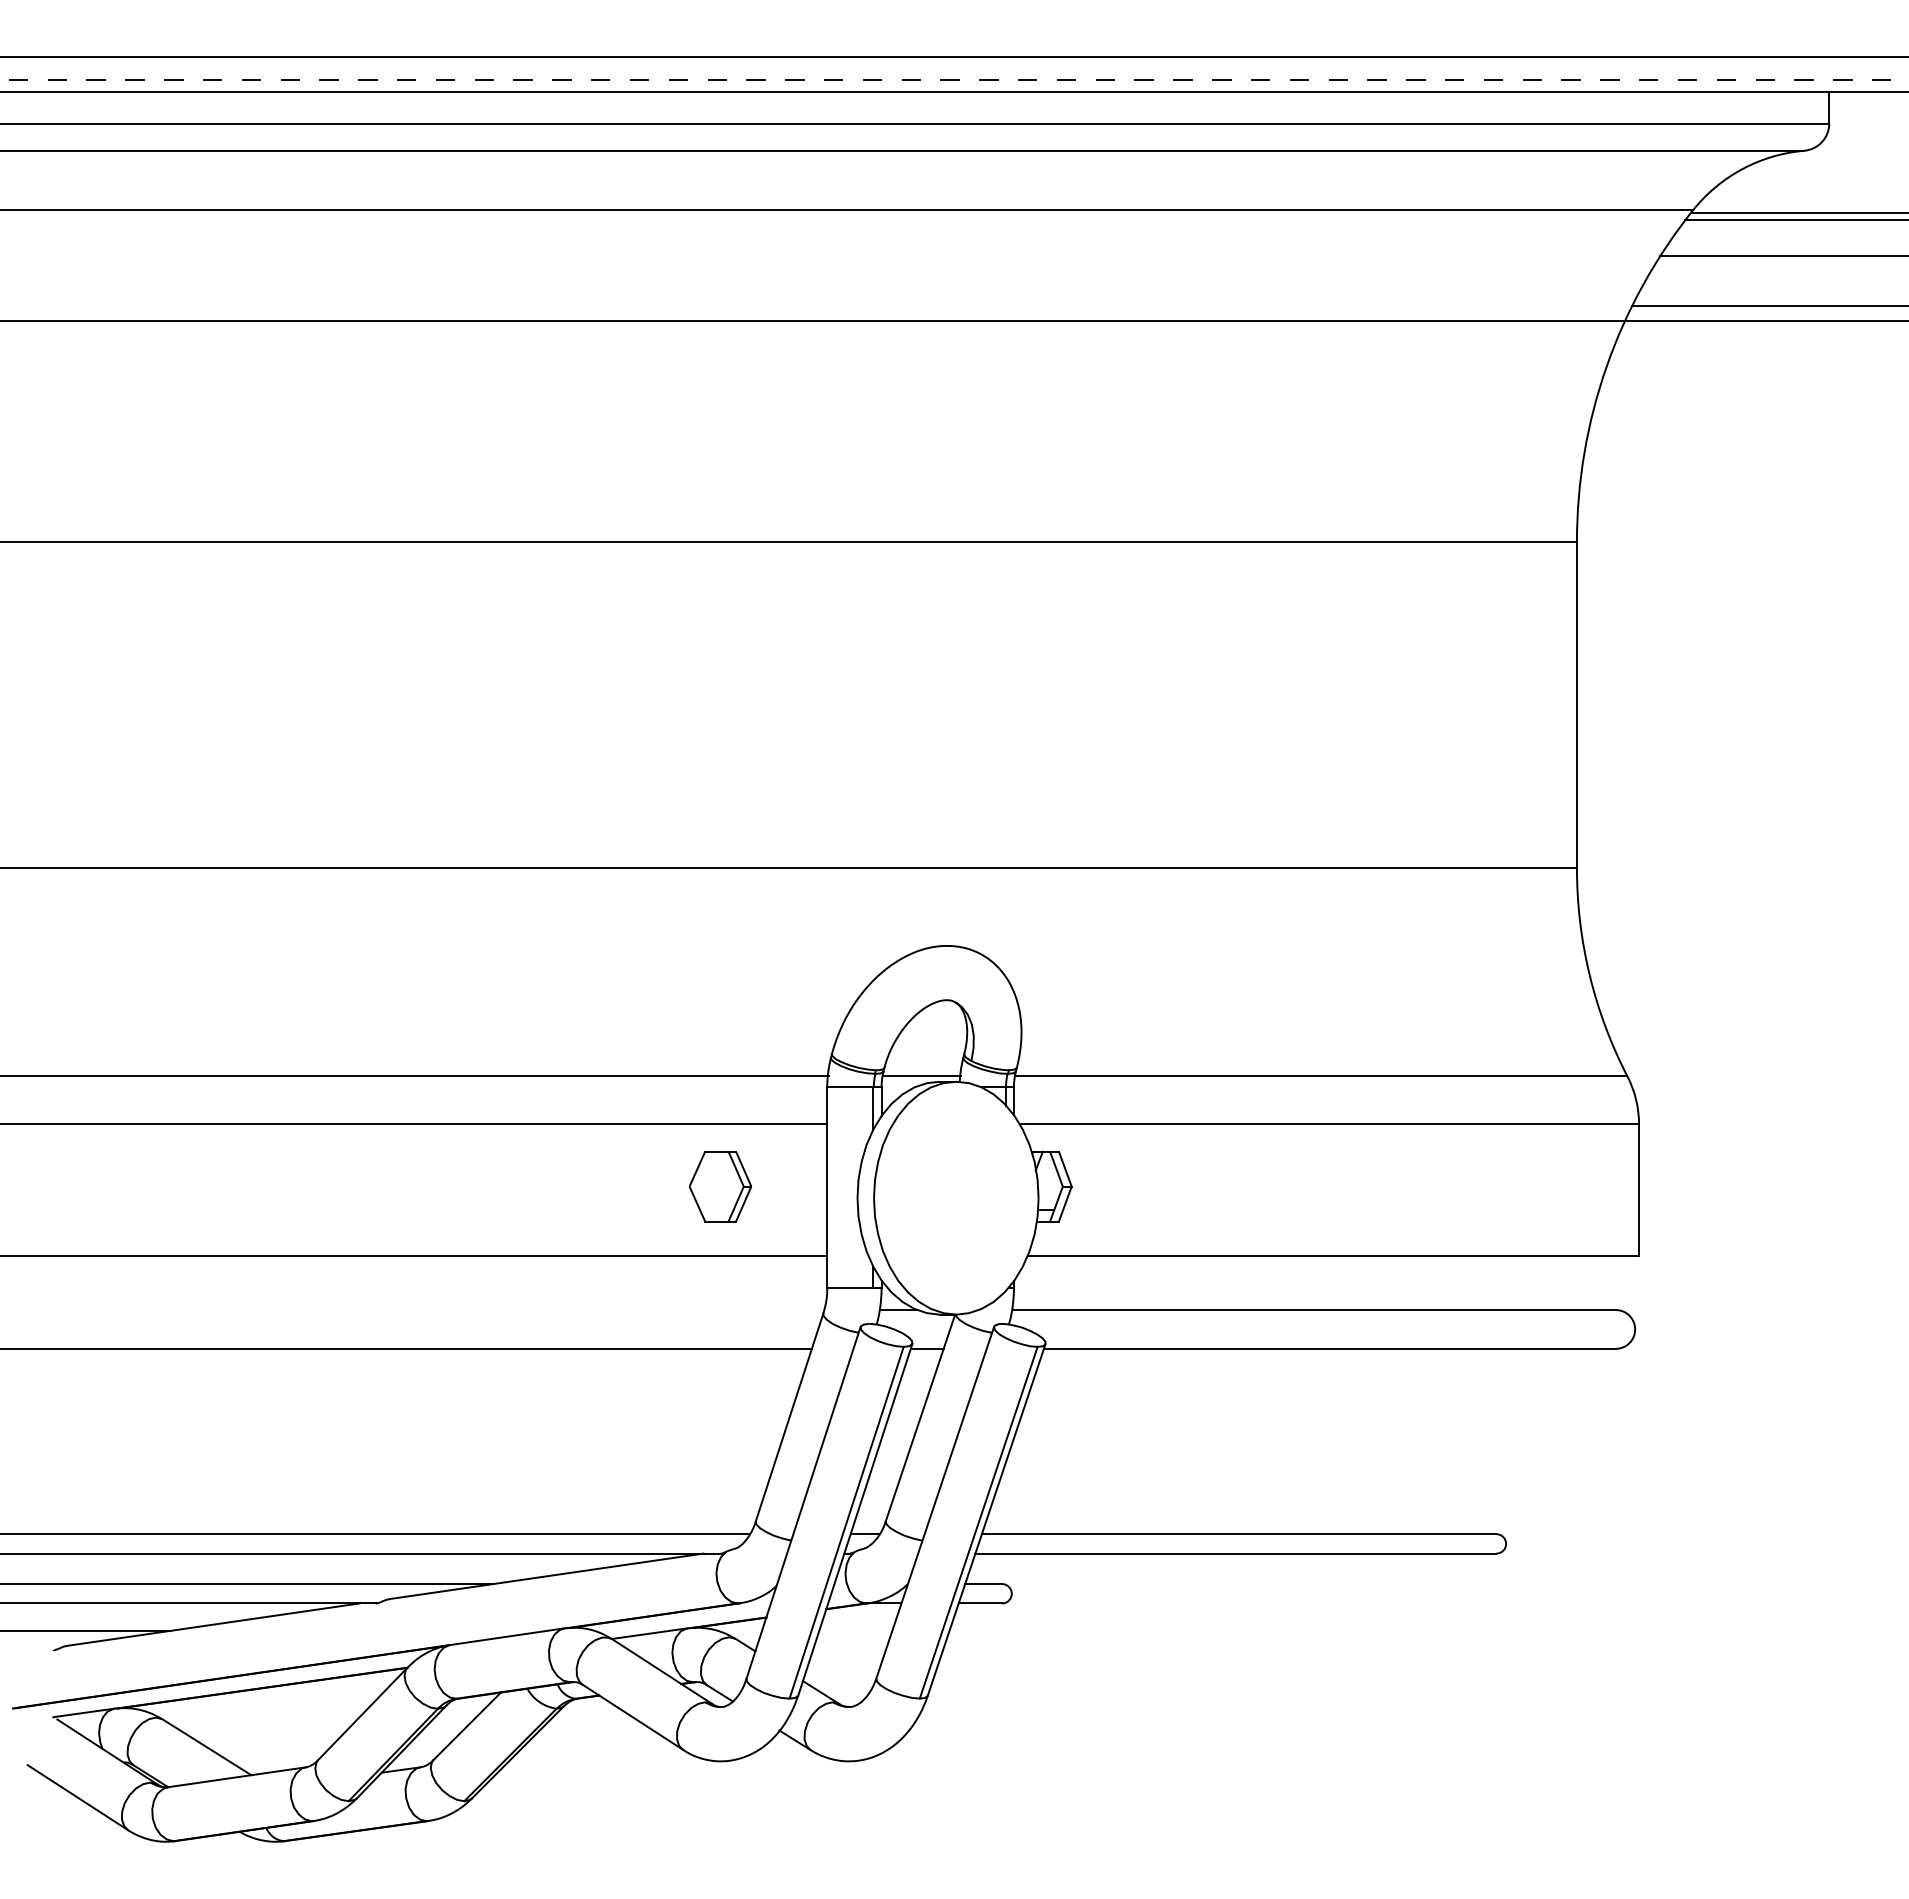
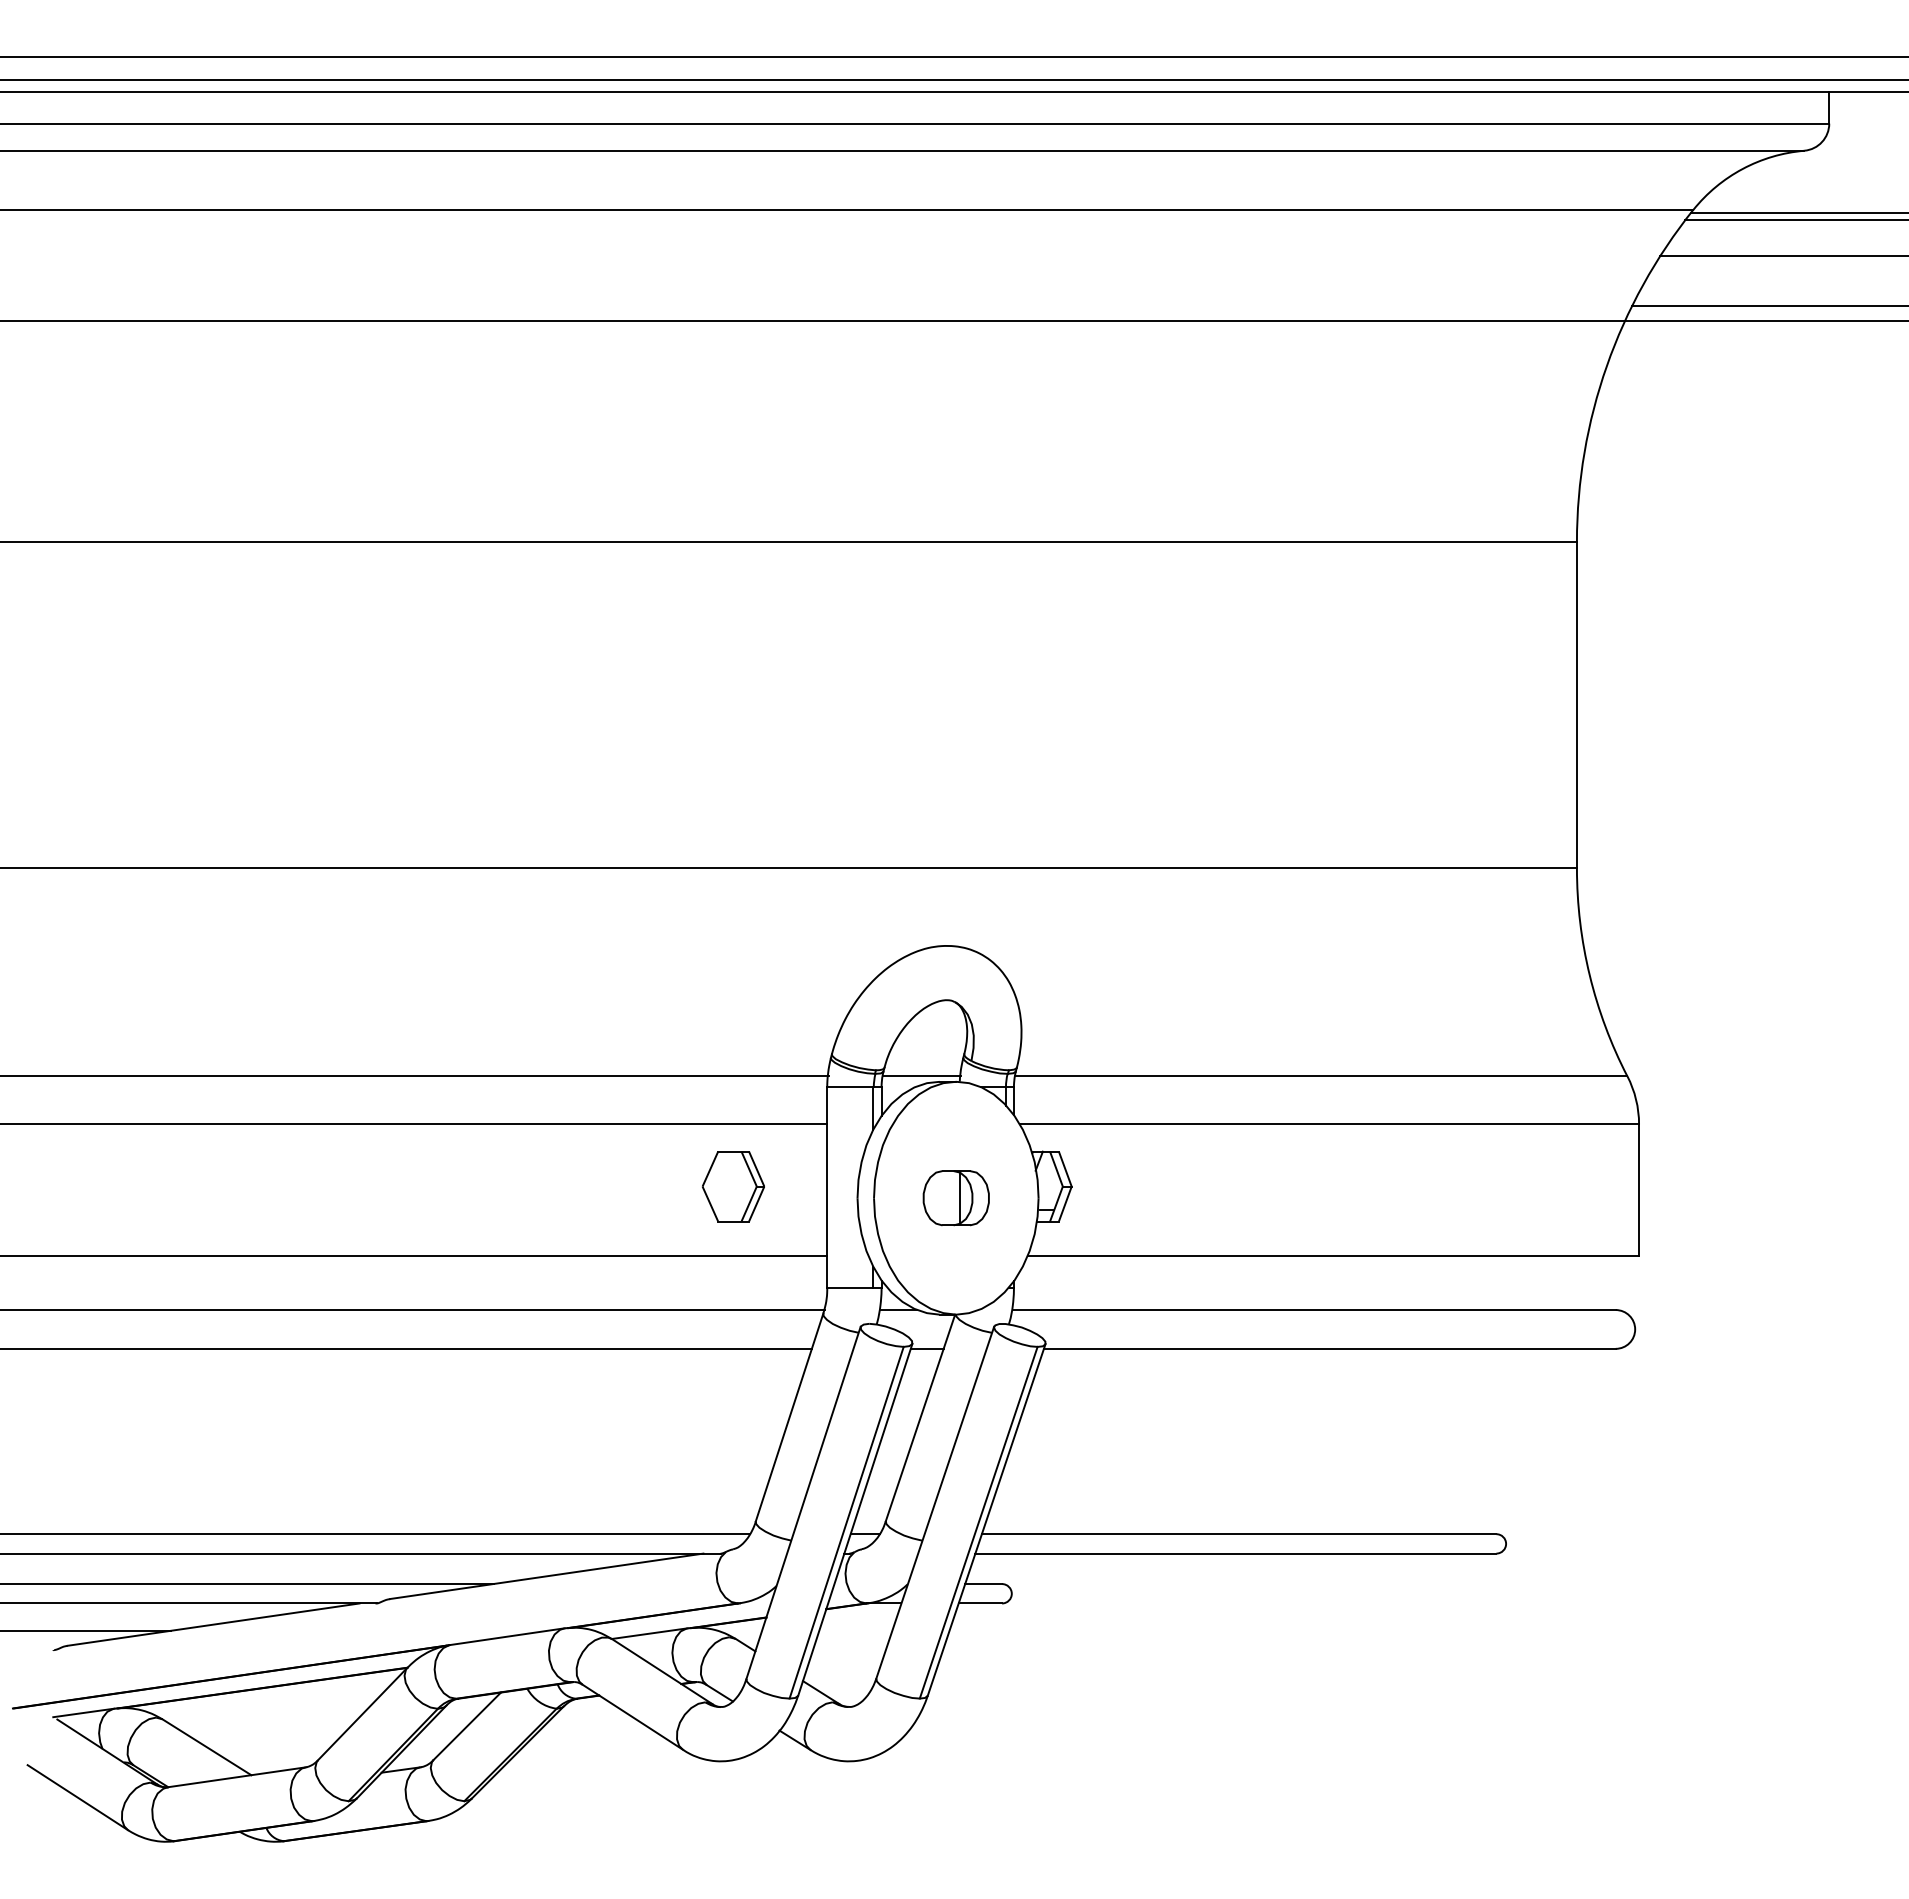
line: dashed -> solid (954, 80)
part position: (720, 1186) -> (733, 1186) (733, 1186)
part: none -> present (955, 1198)
line: none -> present (413, 1310)
